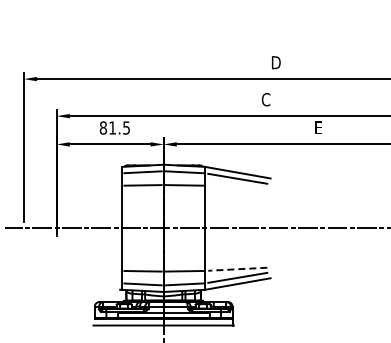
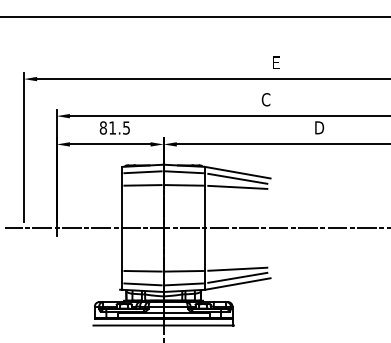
line: none -> present (194, 17)
text: D -> E (276, 62)
text: E -> D (319, 127)
line: none -> present (237, 186)
line: dashed -> solid (237, 269)
